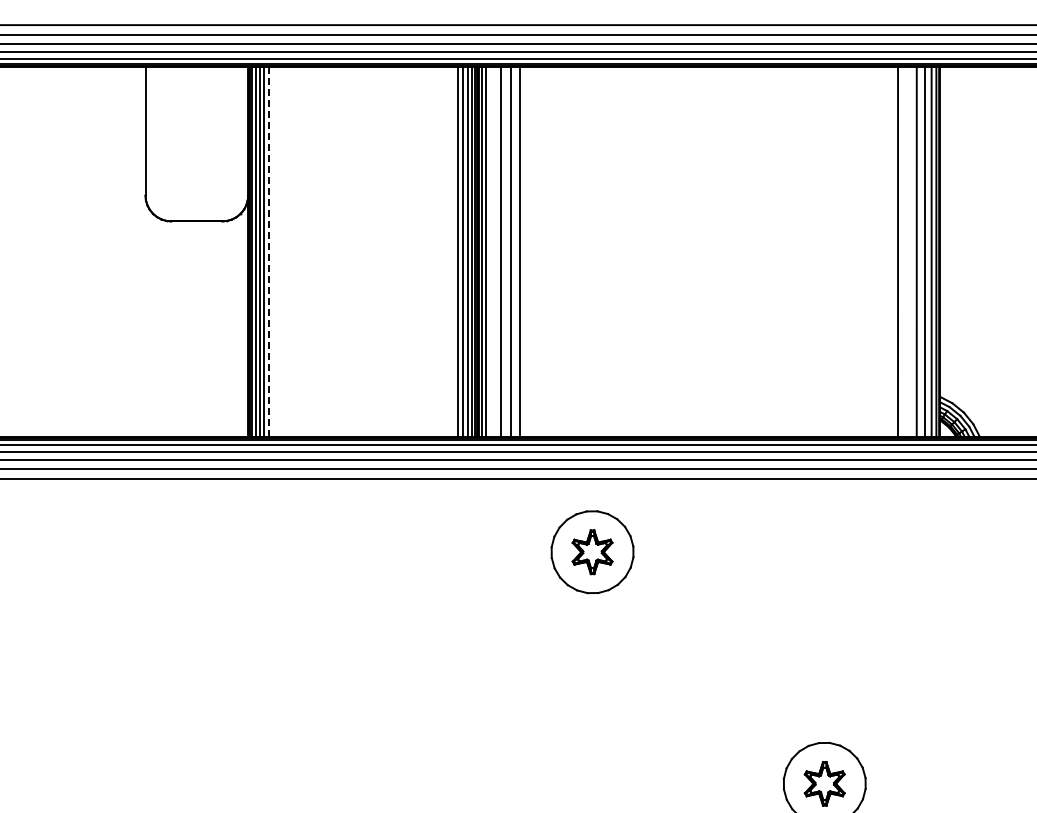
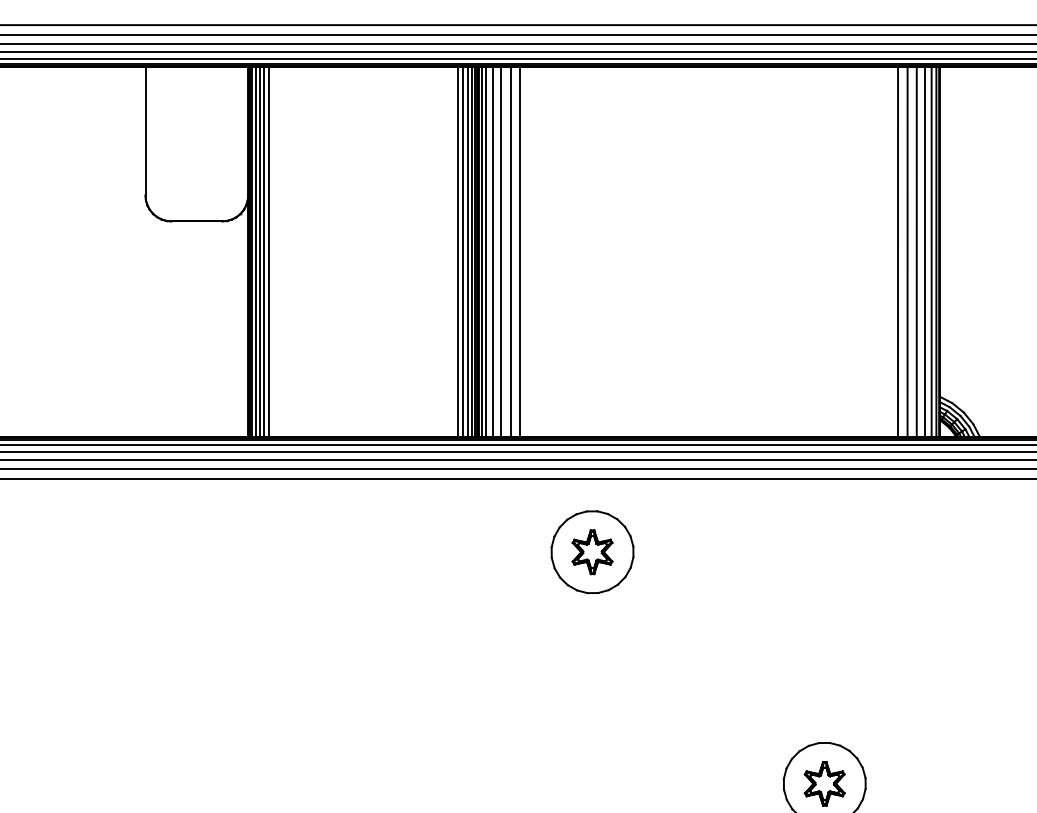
line: dashed -> solid (269, 251)
line: none -> present (493, 251)
line: none -> present (907, 251)
